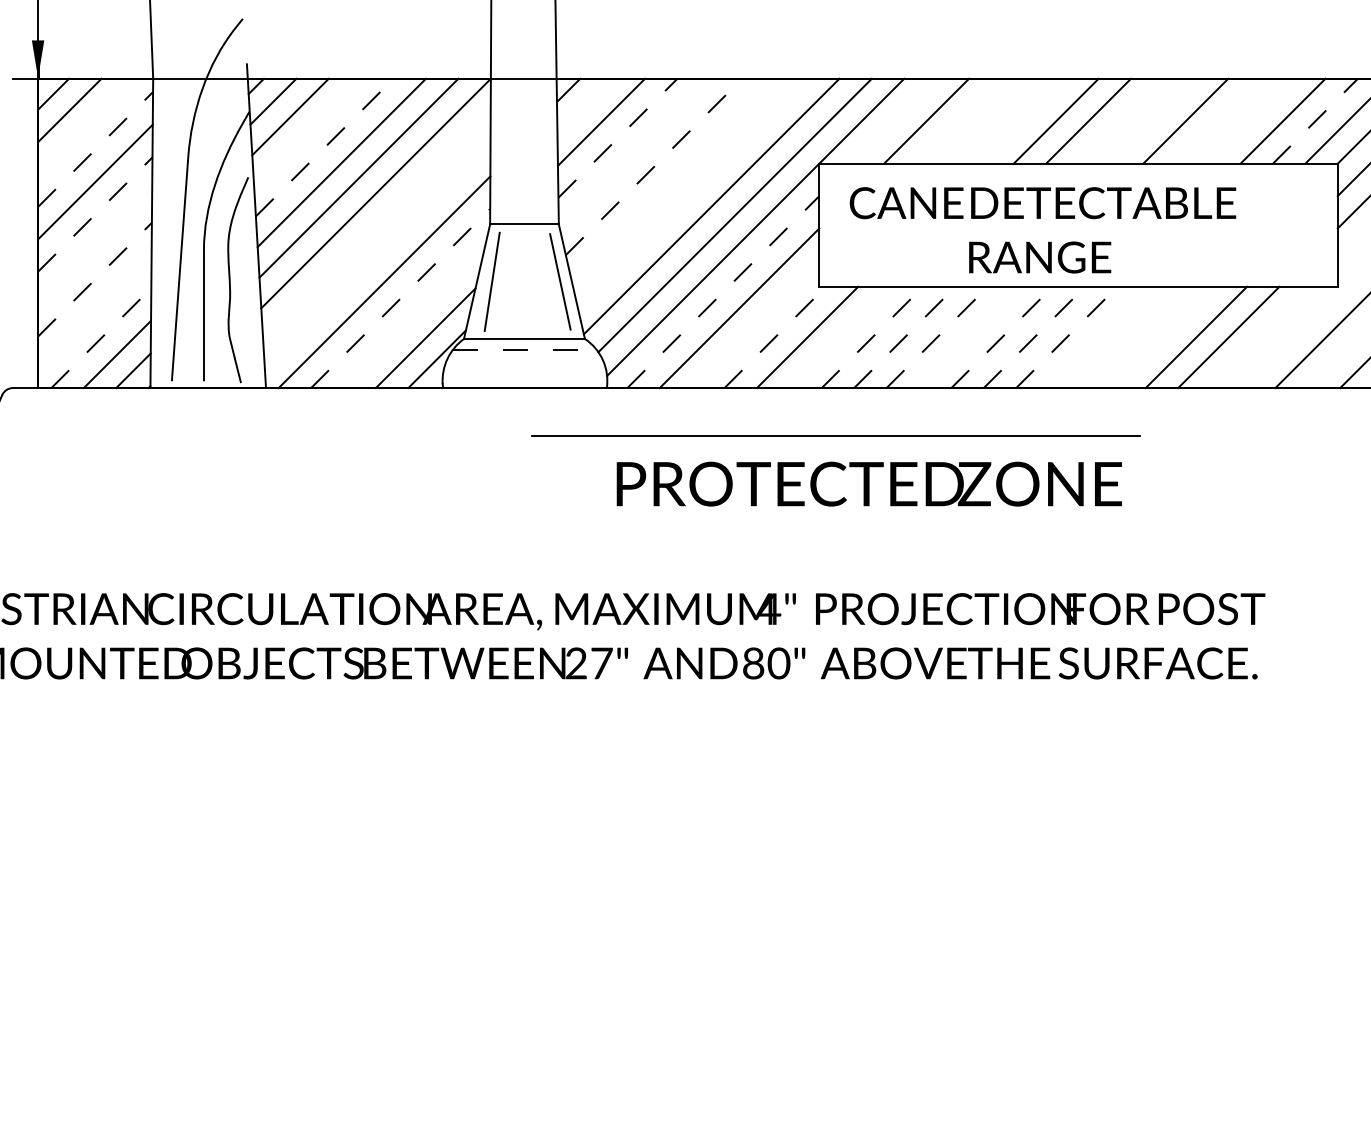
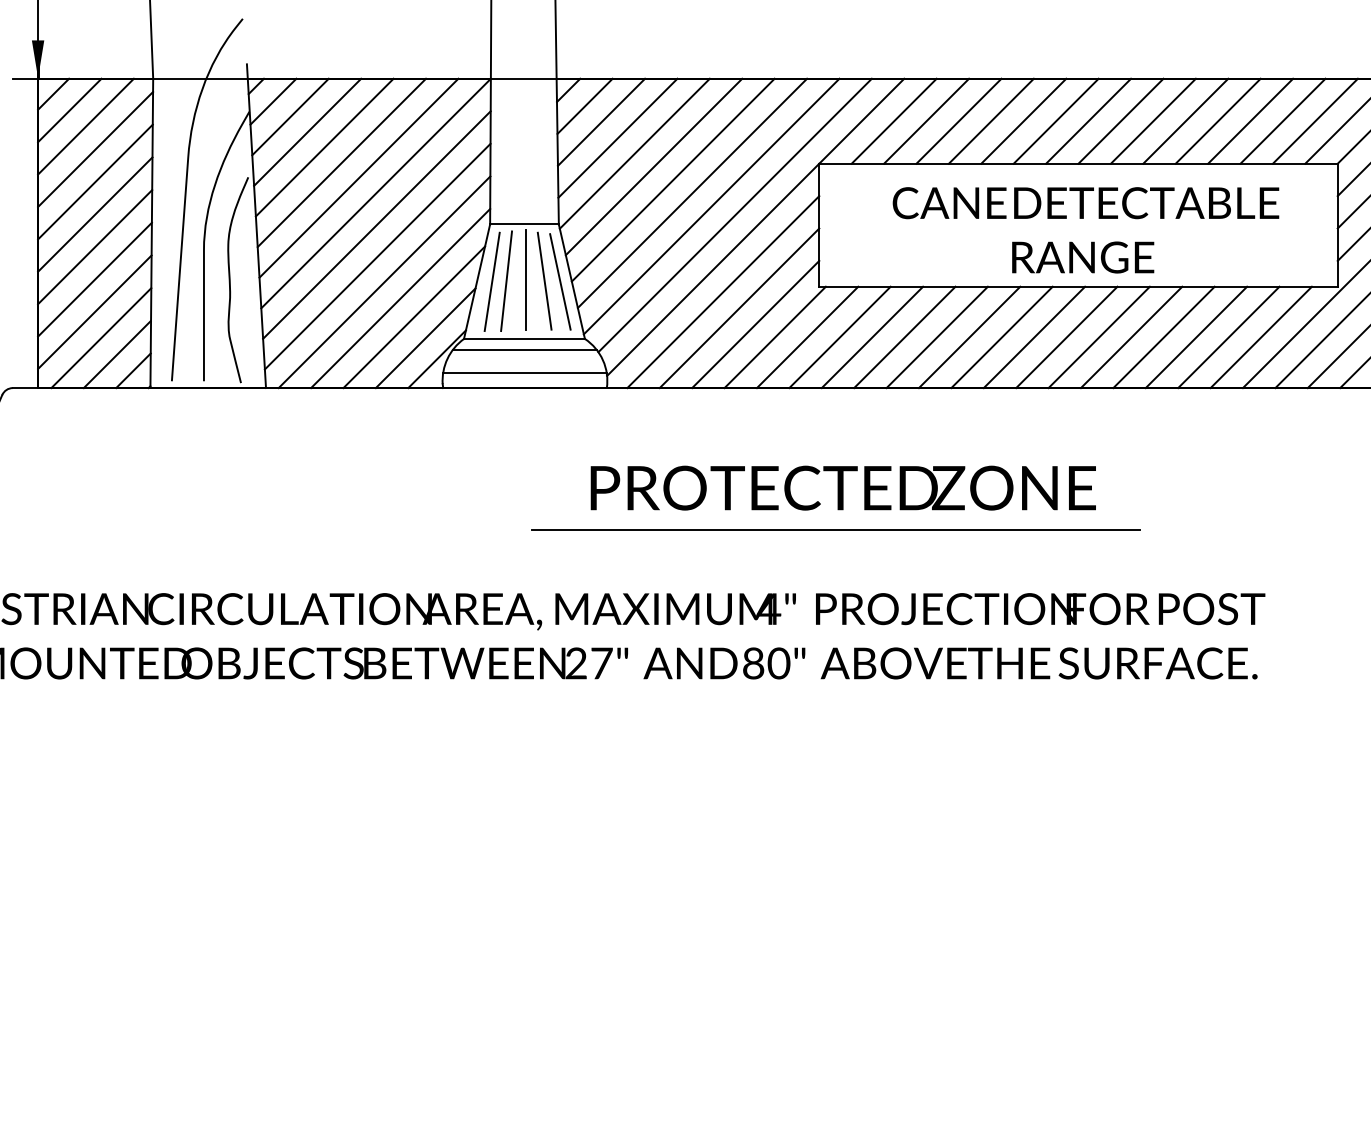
line: none -> present (584, 105)
line: none -> present (893, 120)
line: none -> present (958, 120)
line: none -> present (990, 120)
line: none -> present (1023, 120)
line: none -> present (1120, 120)
line: none -> present (1152, 120)
line: none -> present (1217, 120)
line: none -> present (1250, 120)
line: dashed -> solid (1315, 120)
line: none -> present (85, 126)
line: none -> present (307, 131)
line: dashed -> solid (618, 137)
line: dashed -> solid (325, 147)
line: dashed -> solid (95, 149)
line: none -> present (634, 153)
line: dashed -> solid (654, 166)
line: none -> present (672, 179)
line: none -> present (692, 192)
line: dashed -> solid (95, 214)
line: none -> present (376, 224)
text position: (1042, 230) -> (1085, 230) (1085, 230)
line: none -> present (1352, 245)
line: none -> present (95, 247)
line: none -> present (377, 256)
line: dashed -> solid (95, 279)
line: none -> present (525, 279)
line: none -> present (544, 280)
line: none -> present (506, 281)
line: dashed -> solid (723, 292)
line: dashed -> solid (400, 298)
line: none -> present (94, 312)
line: none -> present (414, 317)
line: none -> present (755, 324)
line: none -> present (1304, 325)
line: dashed -> solid (775, 337)
line: none -> present (839, 337)
line: dashed -> solid (872, 337)
line: dashed -> solid (904, 337)
line: dashed -> solid (937, 337)
line: none -> present (969, 337)
line: dashed -> solid (1002, 337)
line: dashed -> solid (1034, 337)
line: dashed -> solid (1066, 337)
line: none -> present (1098, 337)
line: none -> present (1131, 337)
line: none -> present (1163, 337)
line: none -> present (1260, 337)
line: dashed -> solid (101, 338)
line: dashed -> solid (525, 350)
line: none -> present (1337, 357)
line: none -> present (524, 373)
line position: (835, 435) -> (835, 529) (835, 529)
text position: (868, 483) -> (842, 487) (842, 487)
